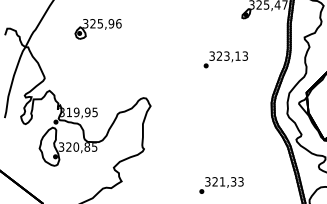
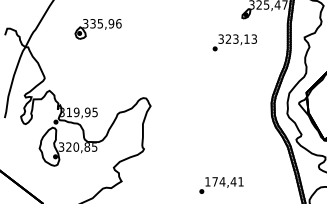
text: 325,96 -> 335,96 (92, 23)
text position: (225, 59) -> (234, 42) (234, 42)
text: 321,33 -> 174,41 (224, 181)
